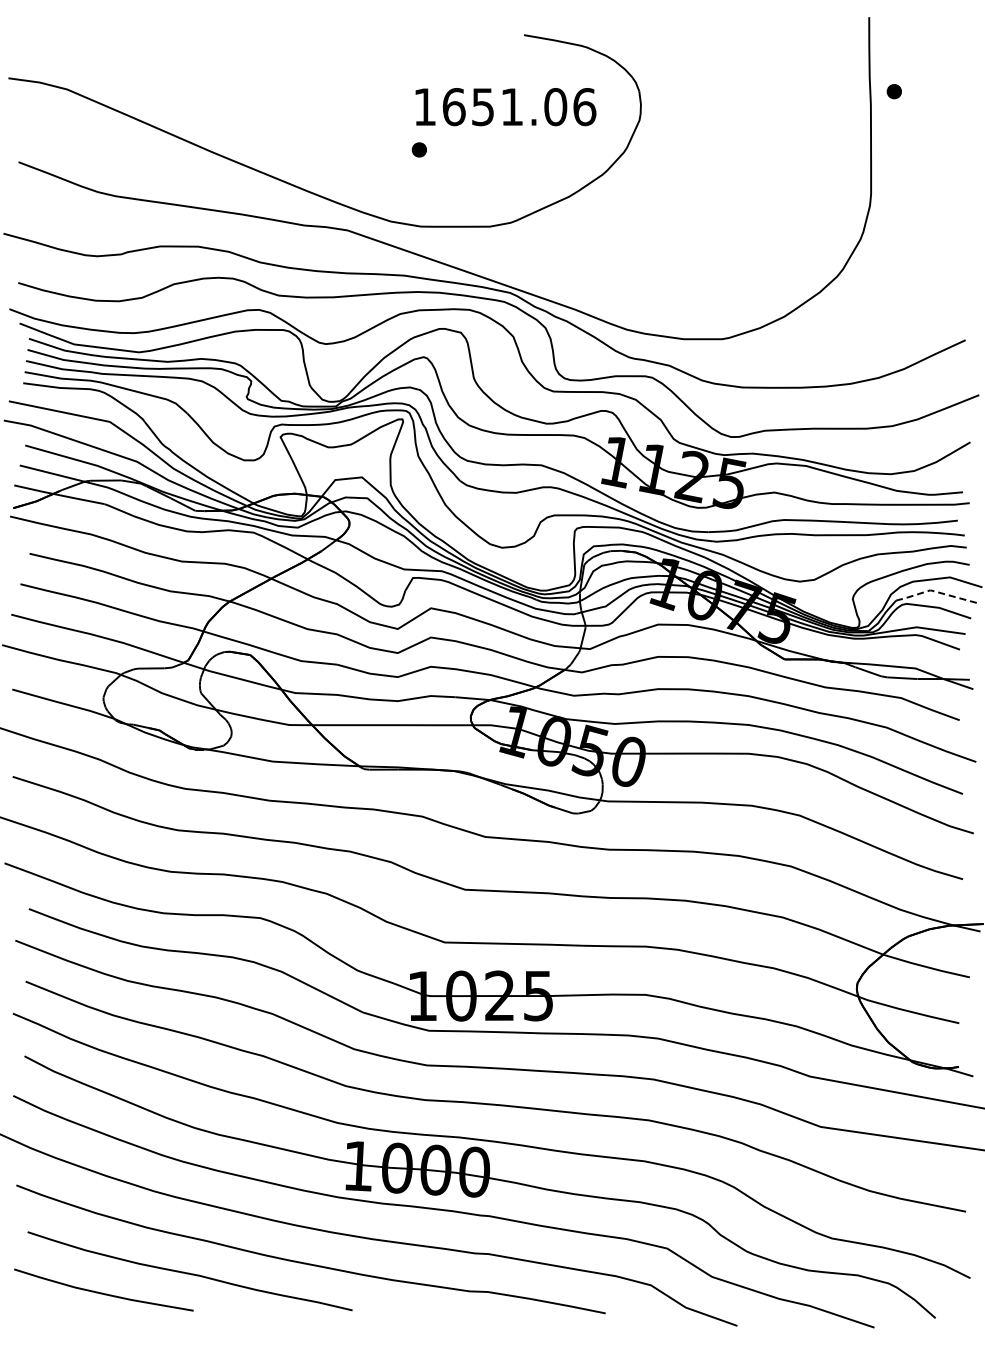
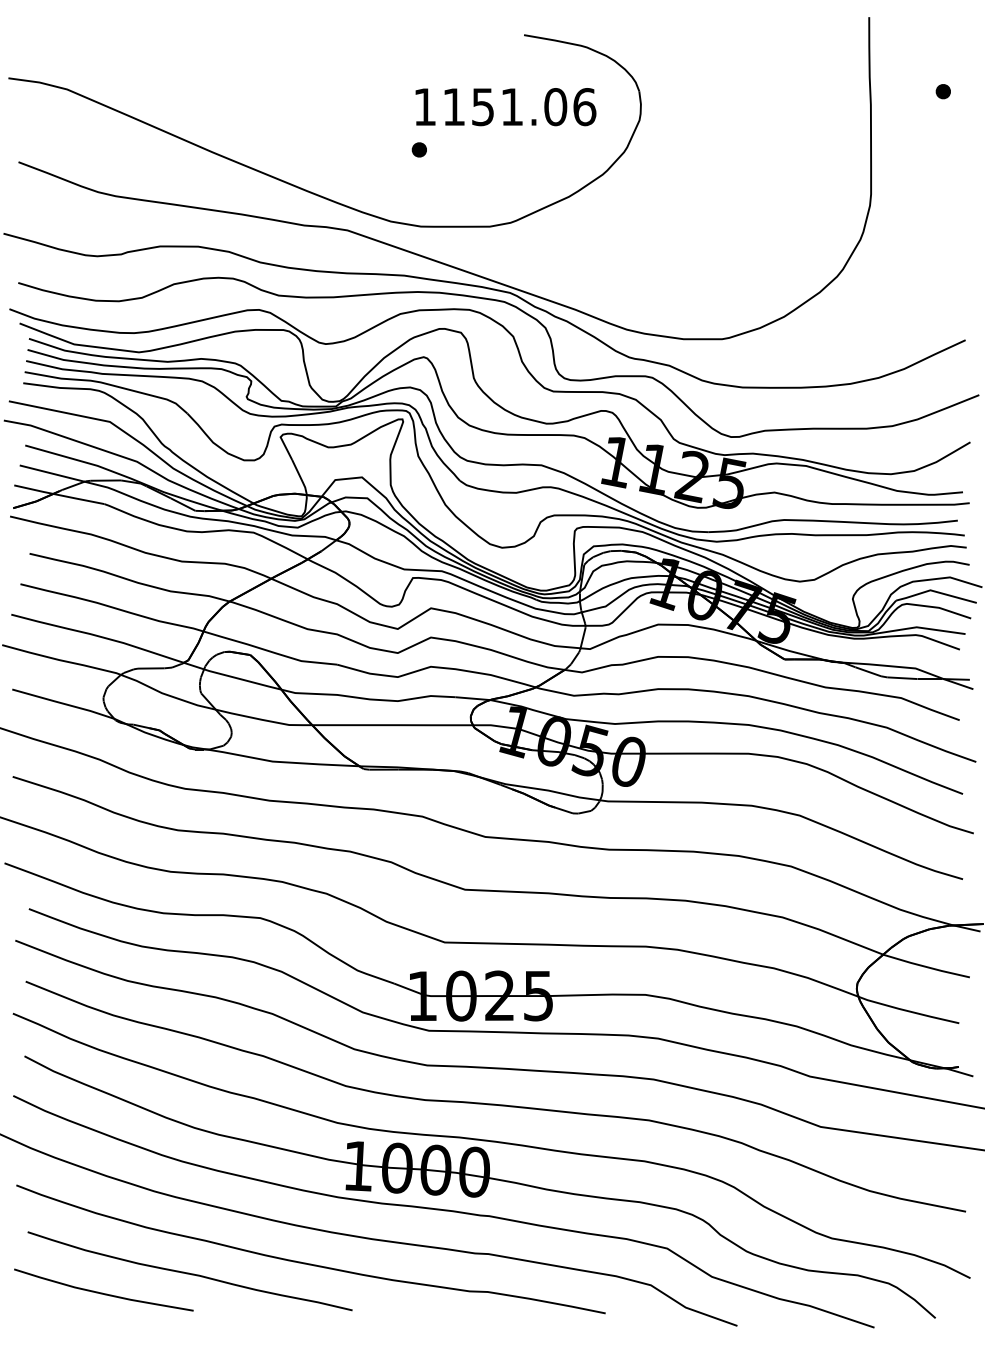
part position: (893, 91) -> (942, 91) (942, 91)
text: 1651.06 -> 1151.06 (454, 107)
line: dashed -> solid (935, 591)
